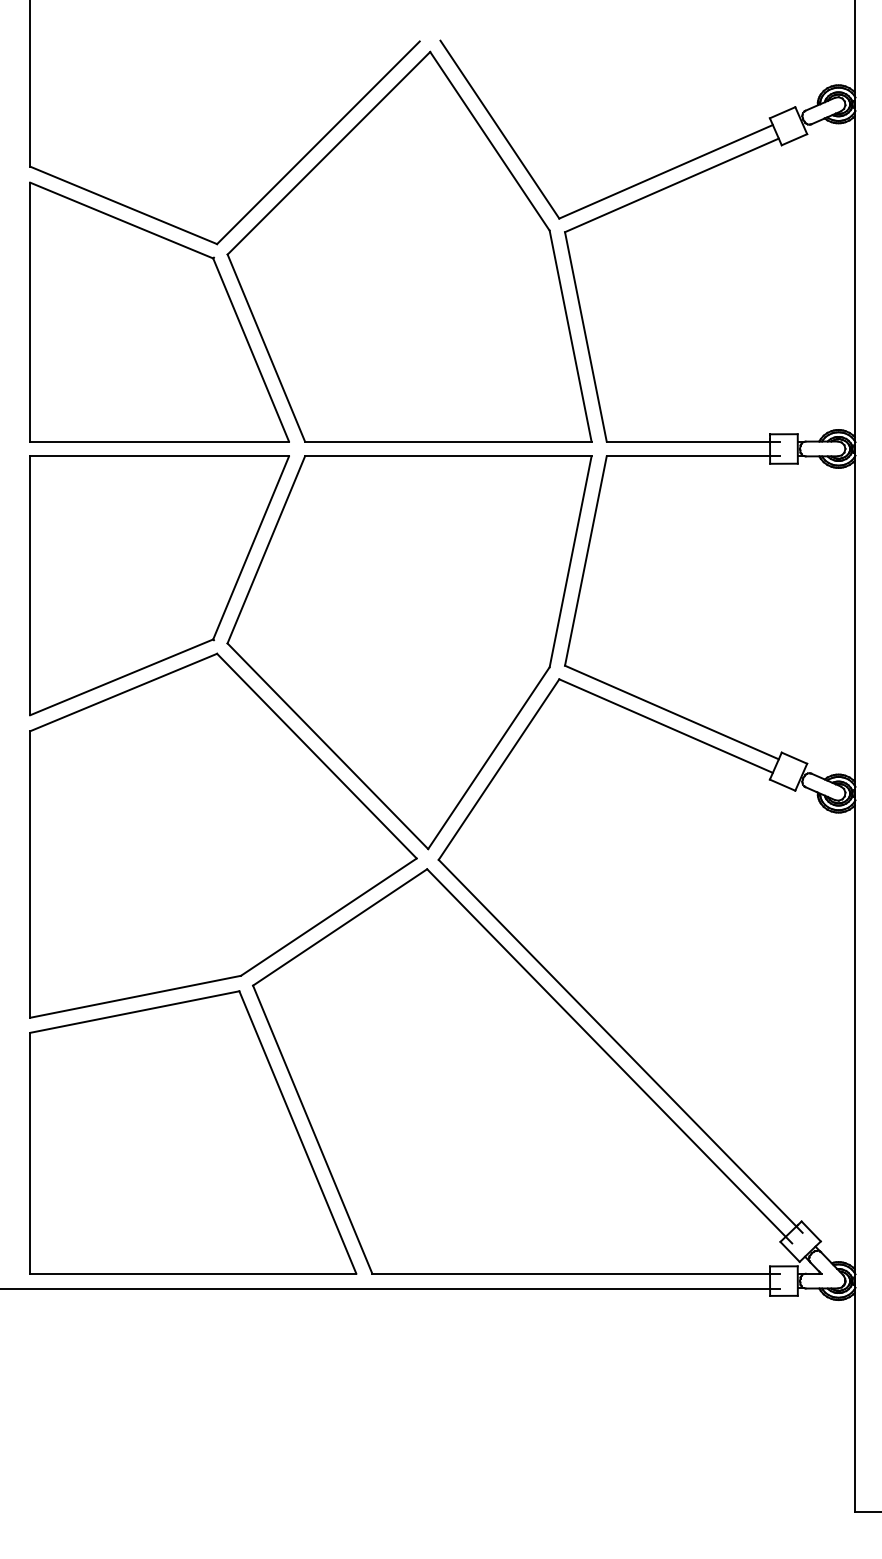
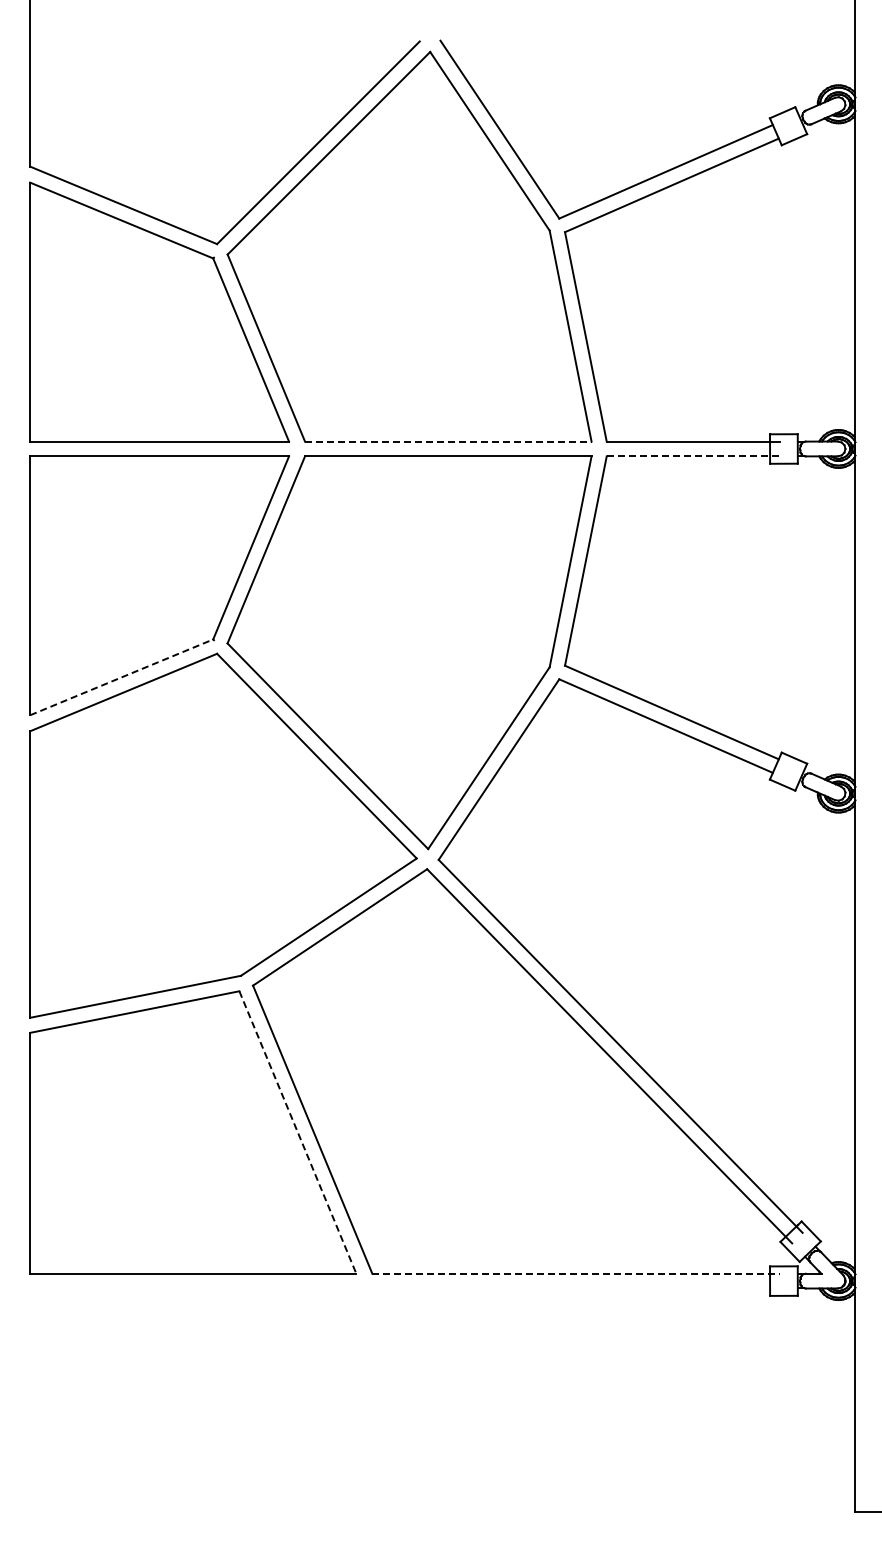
line: solid -> dashed (448, 441)
line: solid -> dashed (693, 456)
line: solid -> dashed (122, 677)
line: solid -> dashed (297, 1132)
line: solid -> dashed (575, 1273)
line: present -> none (390, 1288)
